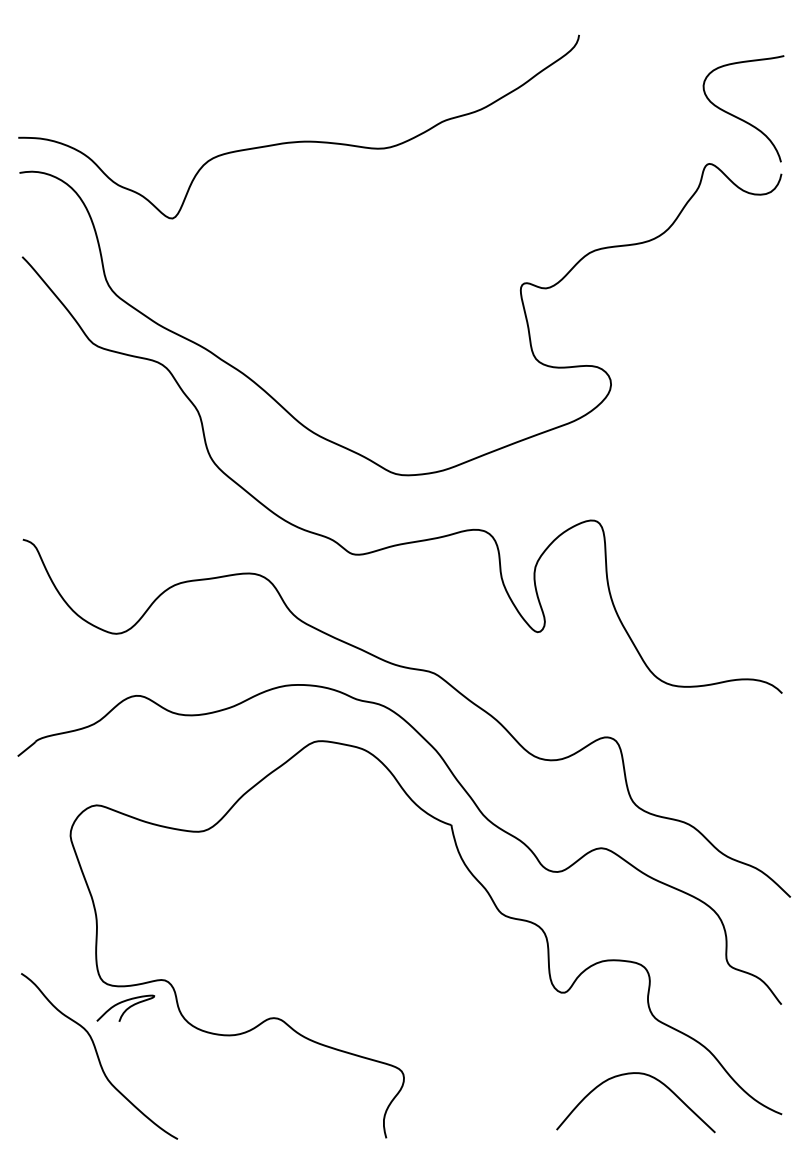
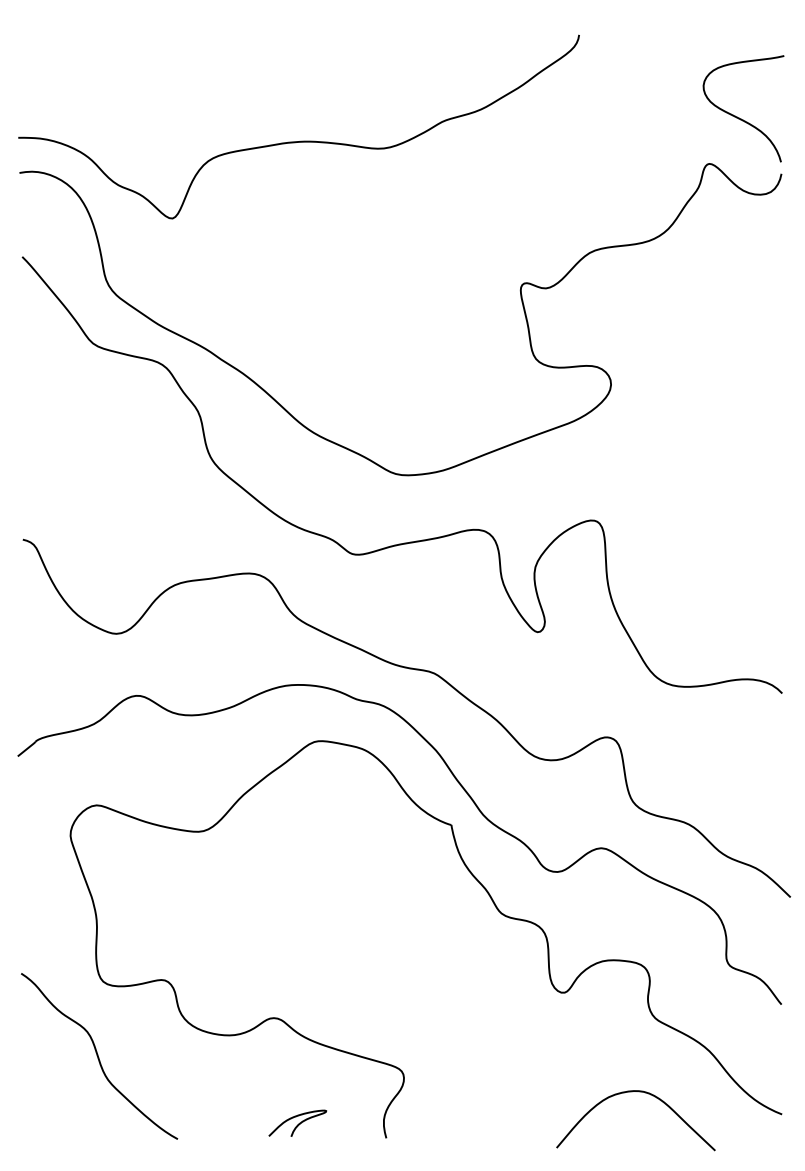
curve position: (126, 1008) -> (298, 1123) (298, 1123)
curve position: (632, 1074) -> (632, 1092) (632, 1092)
